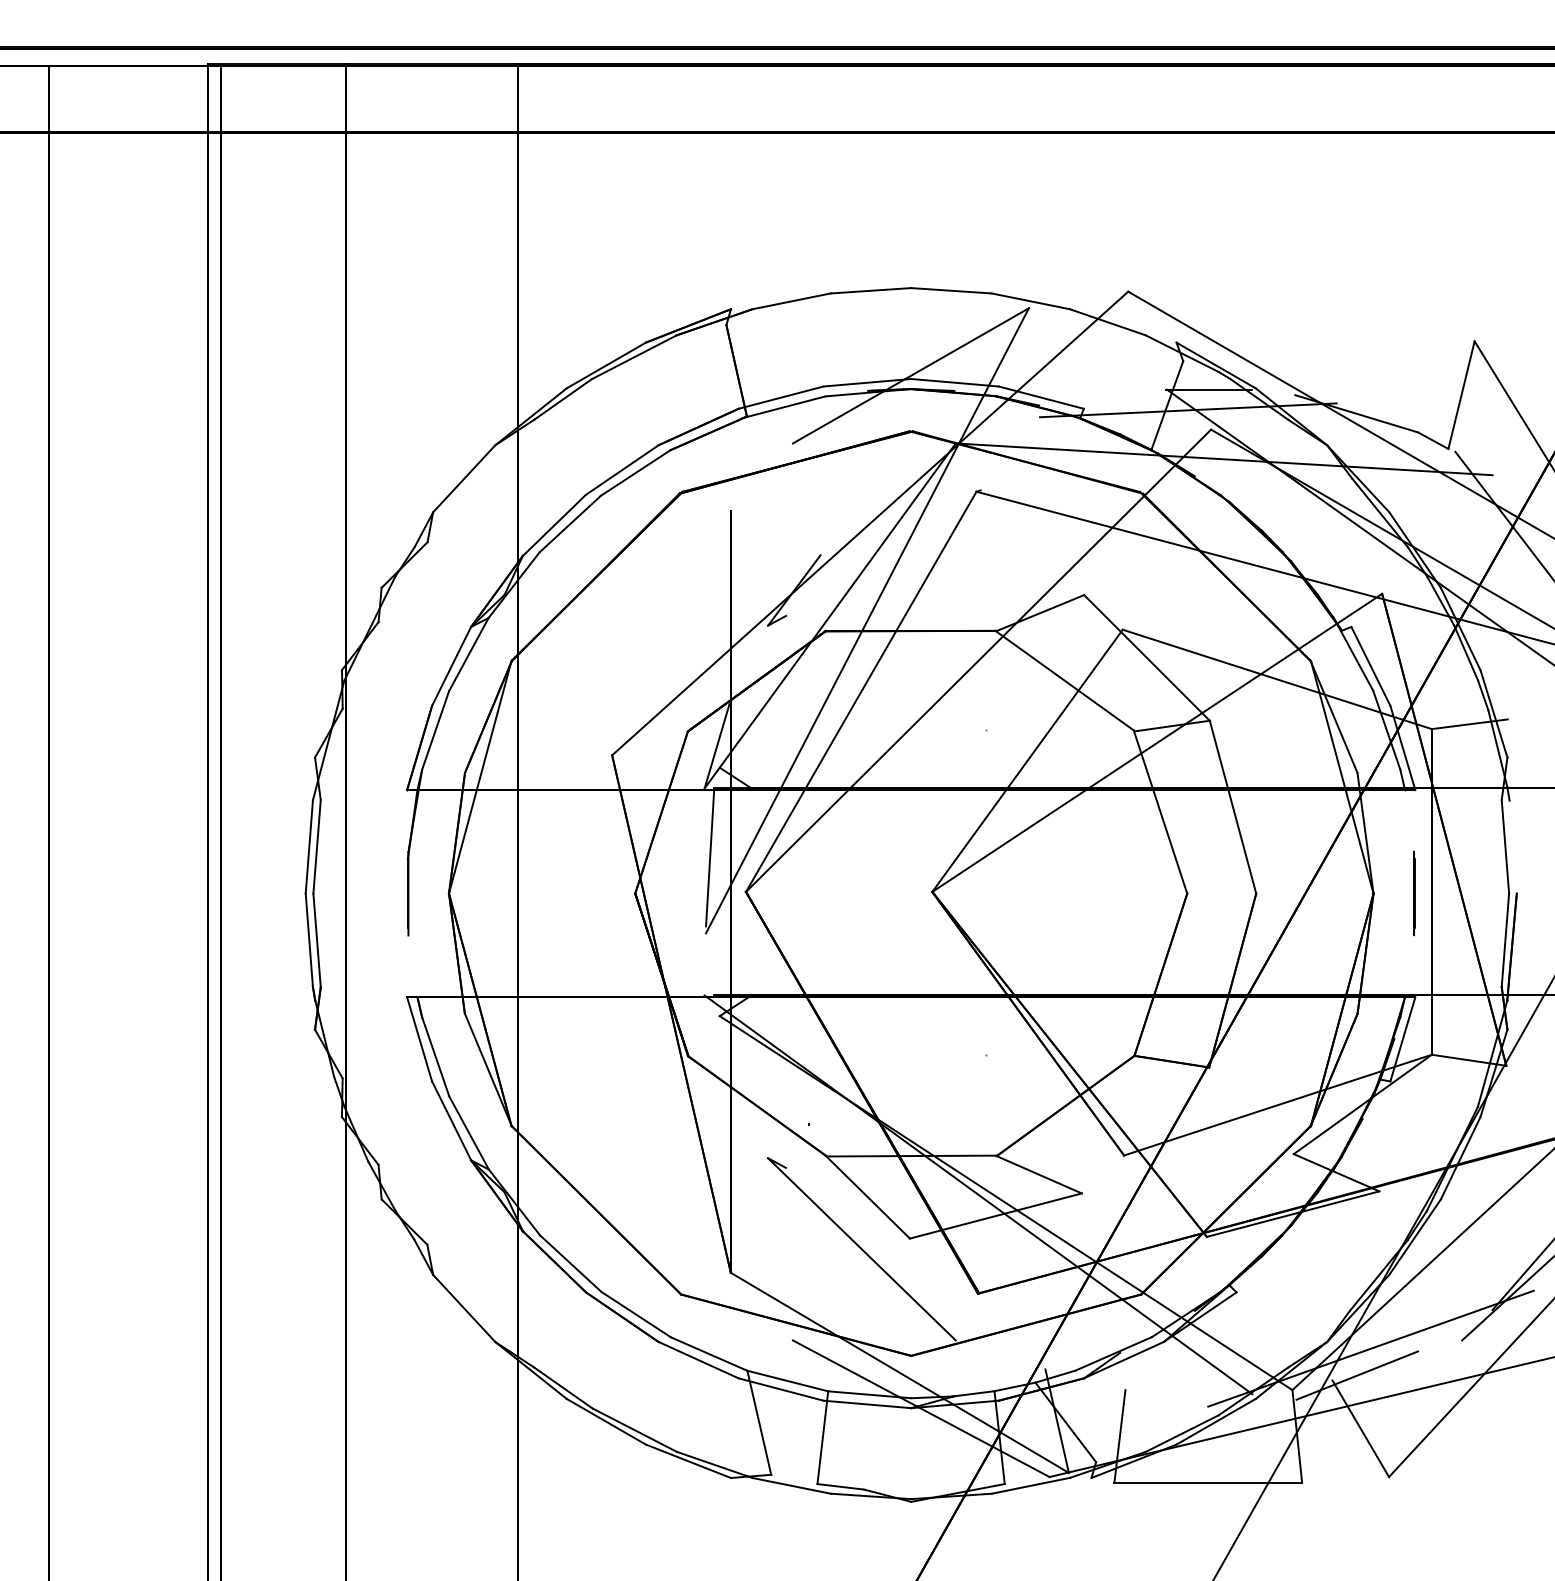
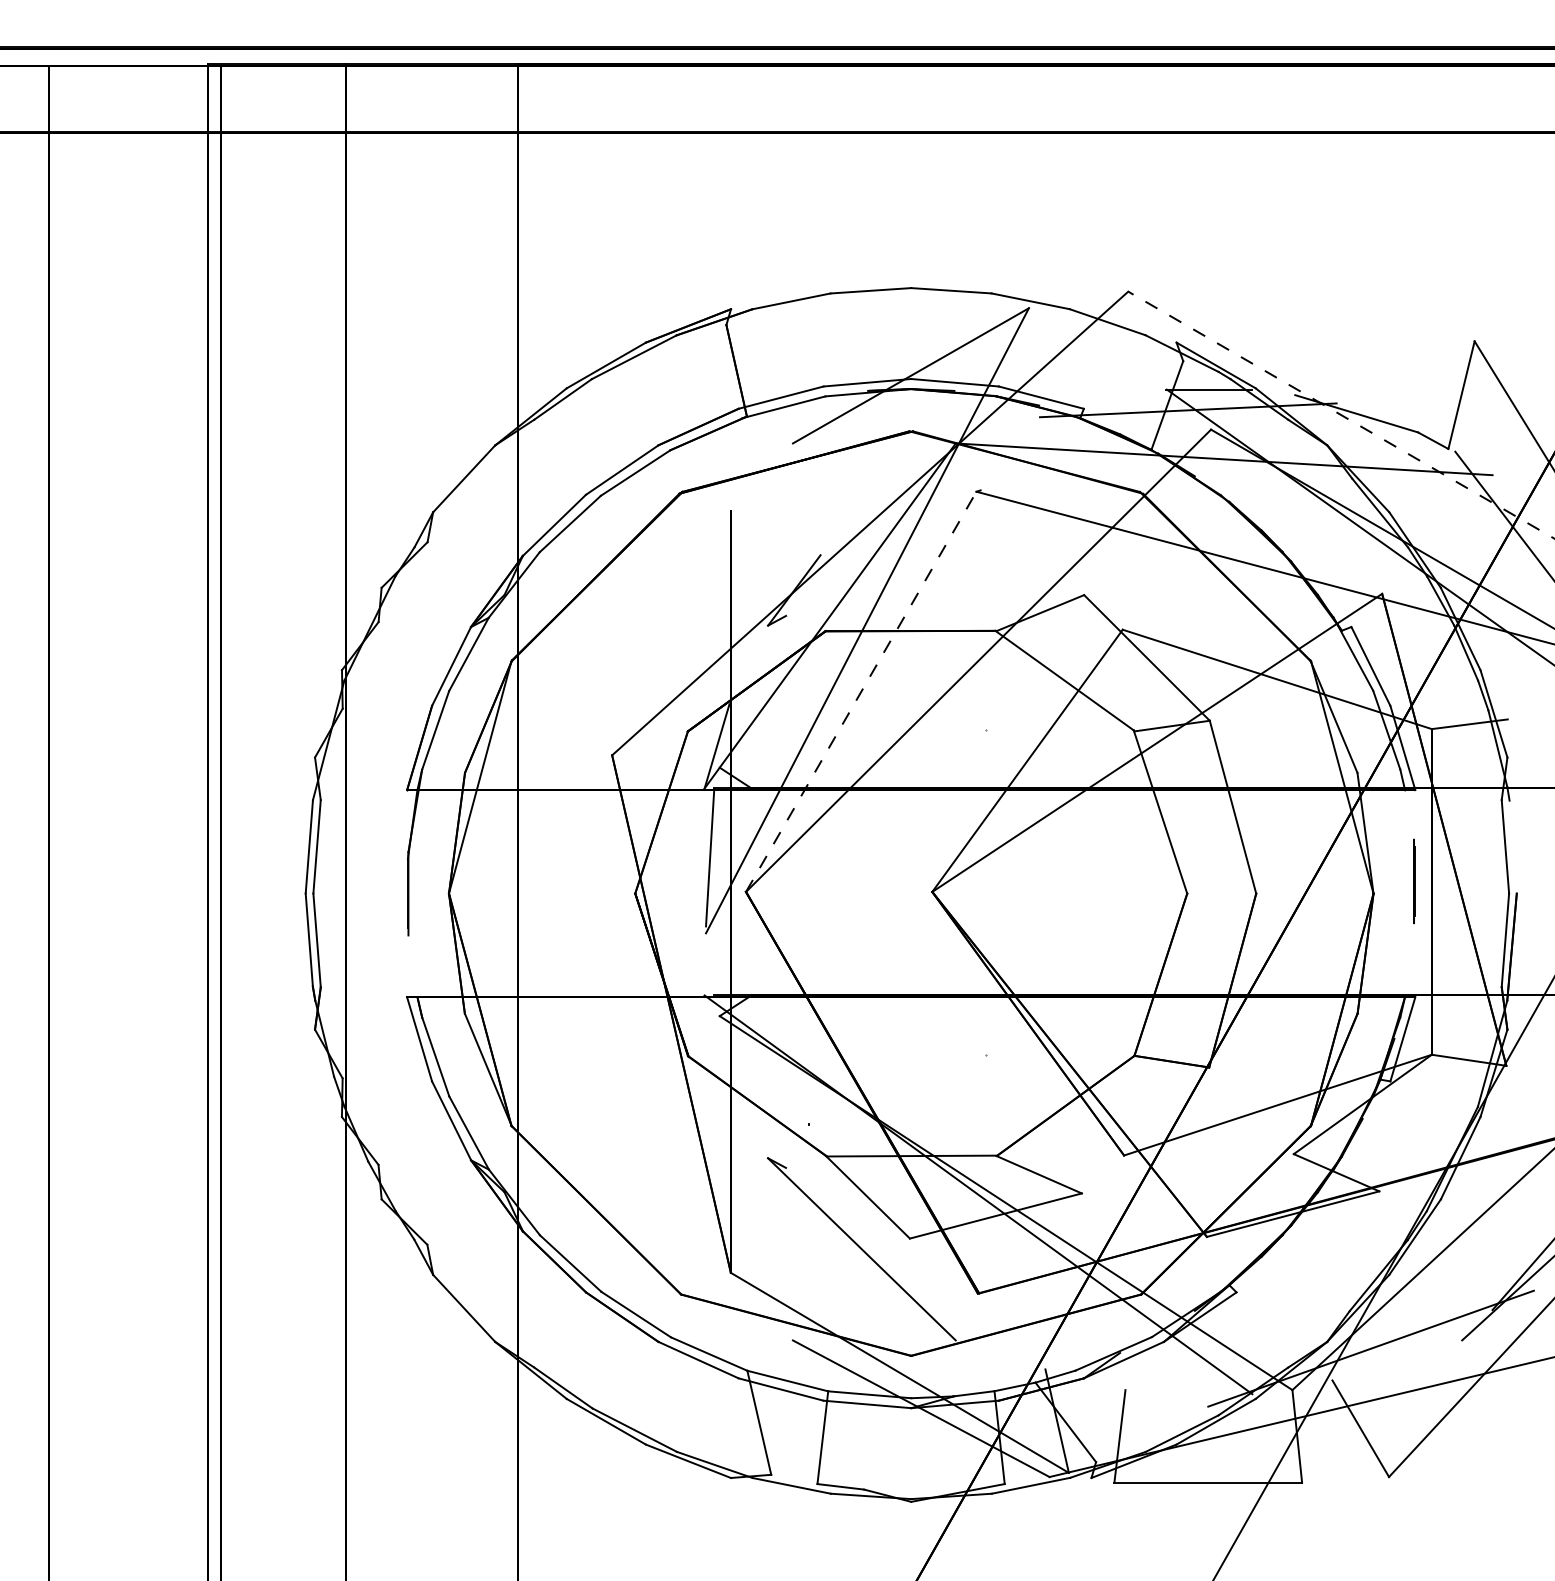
line: solid -> dashed (1340, 414)
line: solid -> dashed (861, 691)
line position: (1414, 893) -> (1414, 881) (1414, 881)
line: present -> none (1357, 1375)
